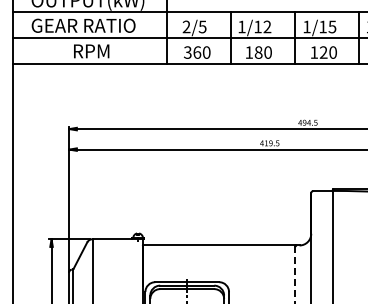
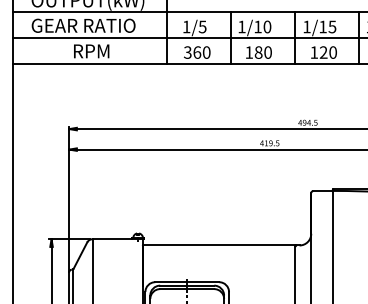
text: 2/5 -> 1/5 (186, 26)
text: 1/12 -> 1/10 (267, 26)
line: dashed -> solid (295, 274)
